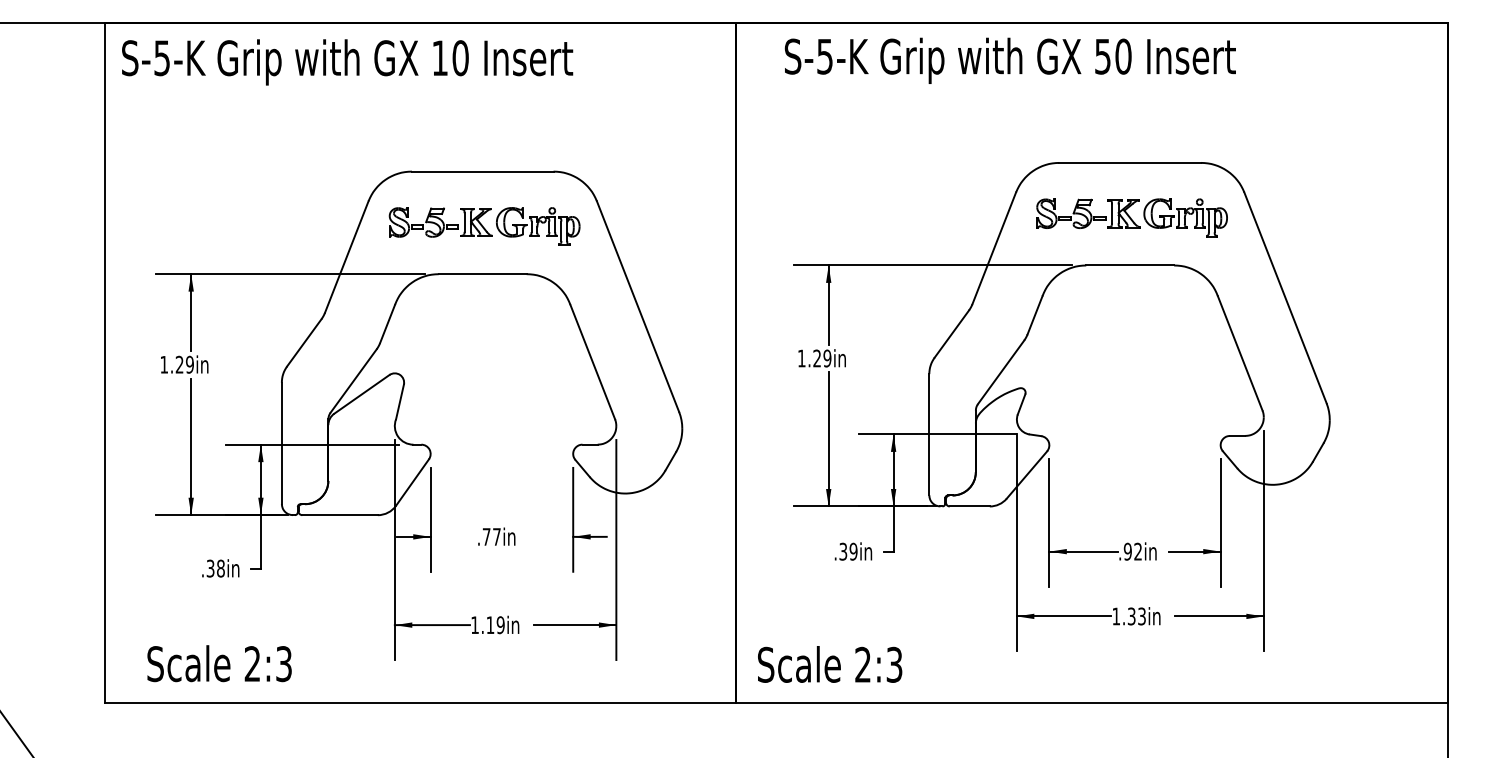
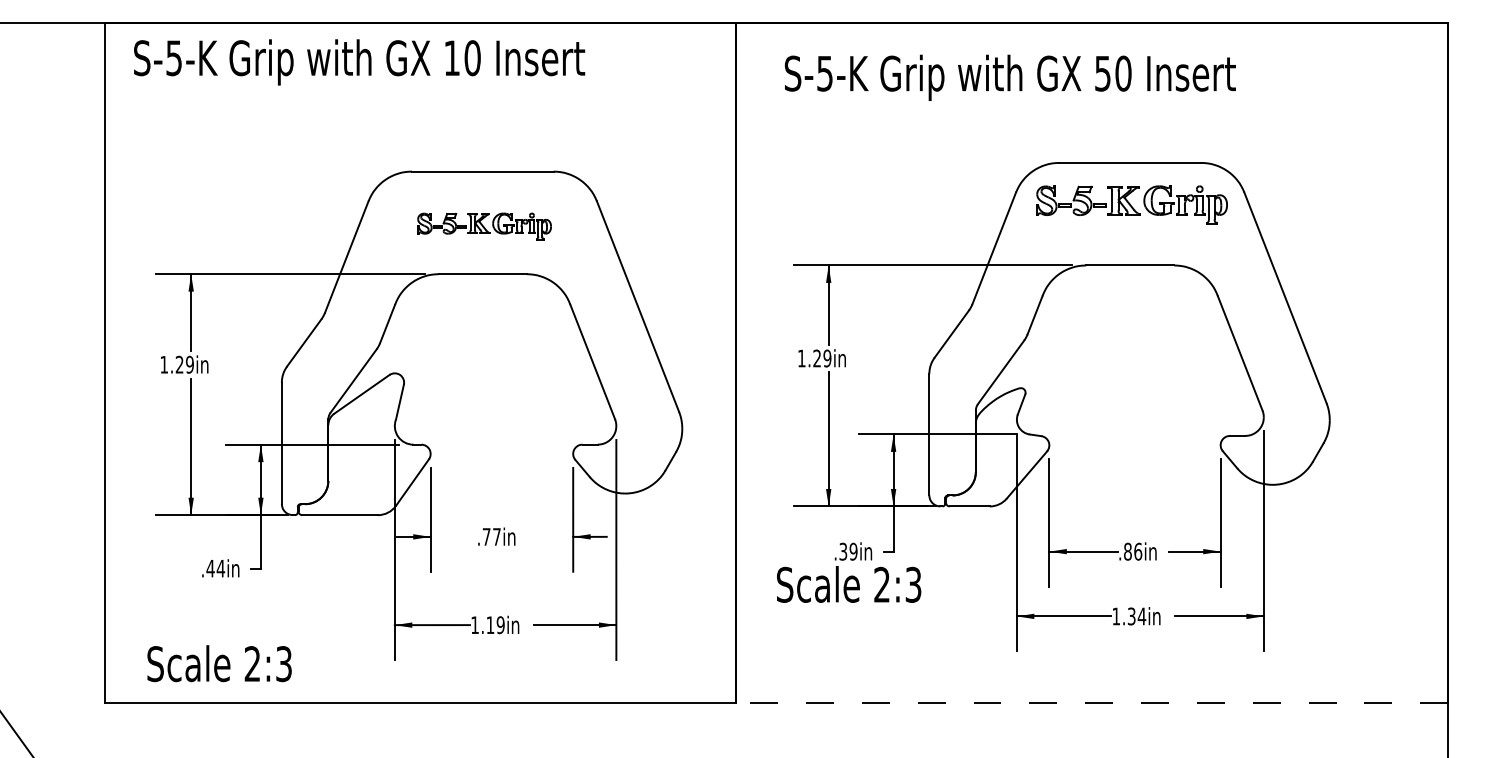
text position: (1009, 60) -> (1009, 77) (1009, 77)
text position: (347, 62) -> (359, 62) (359, 62)
part position: (1131, 217) -> (1131, 204) (1131, 204)
part size: 193x39 px -> 135x29 px (484, 226)
text: .92in -> .86in (1132, 551)
text: .38in -> .44in (215, 568)
text: 1.33in -> 1.34in (1141, 616)
text position: (830, 664) -> (849, 584) (849, 584)
line: solid -> dashed (1091, 703)
